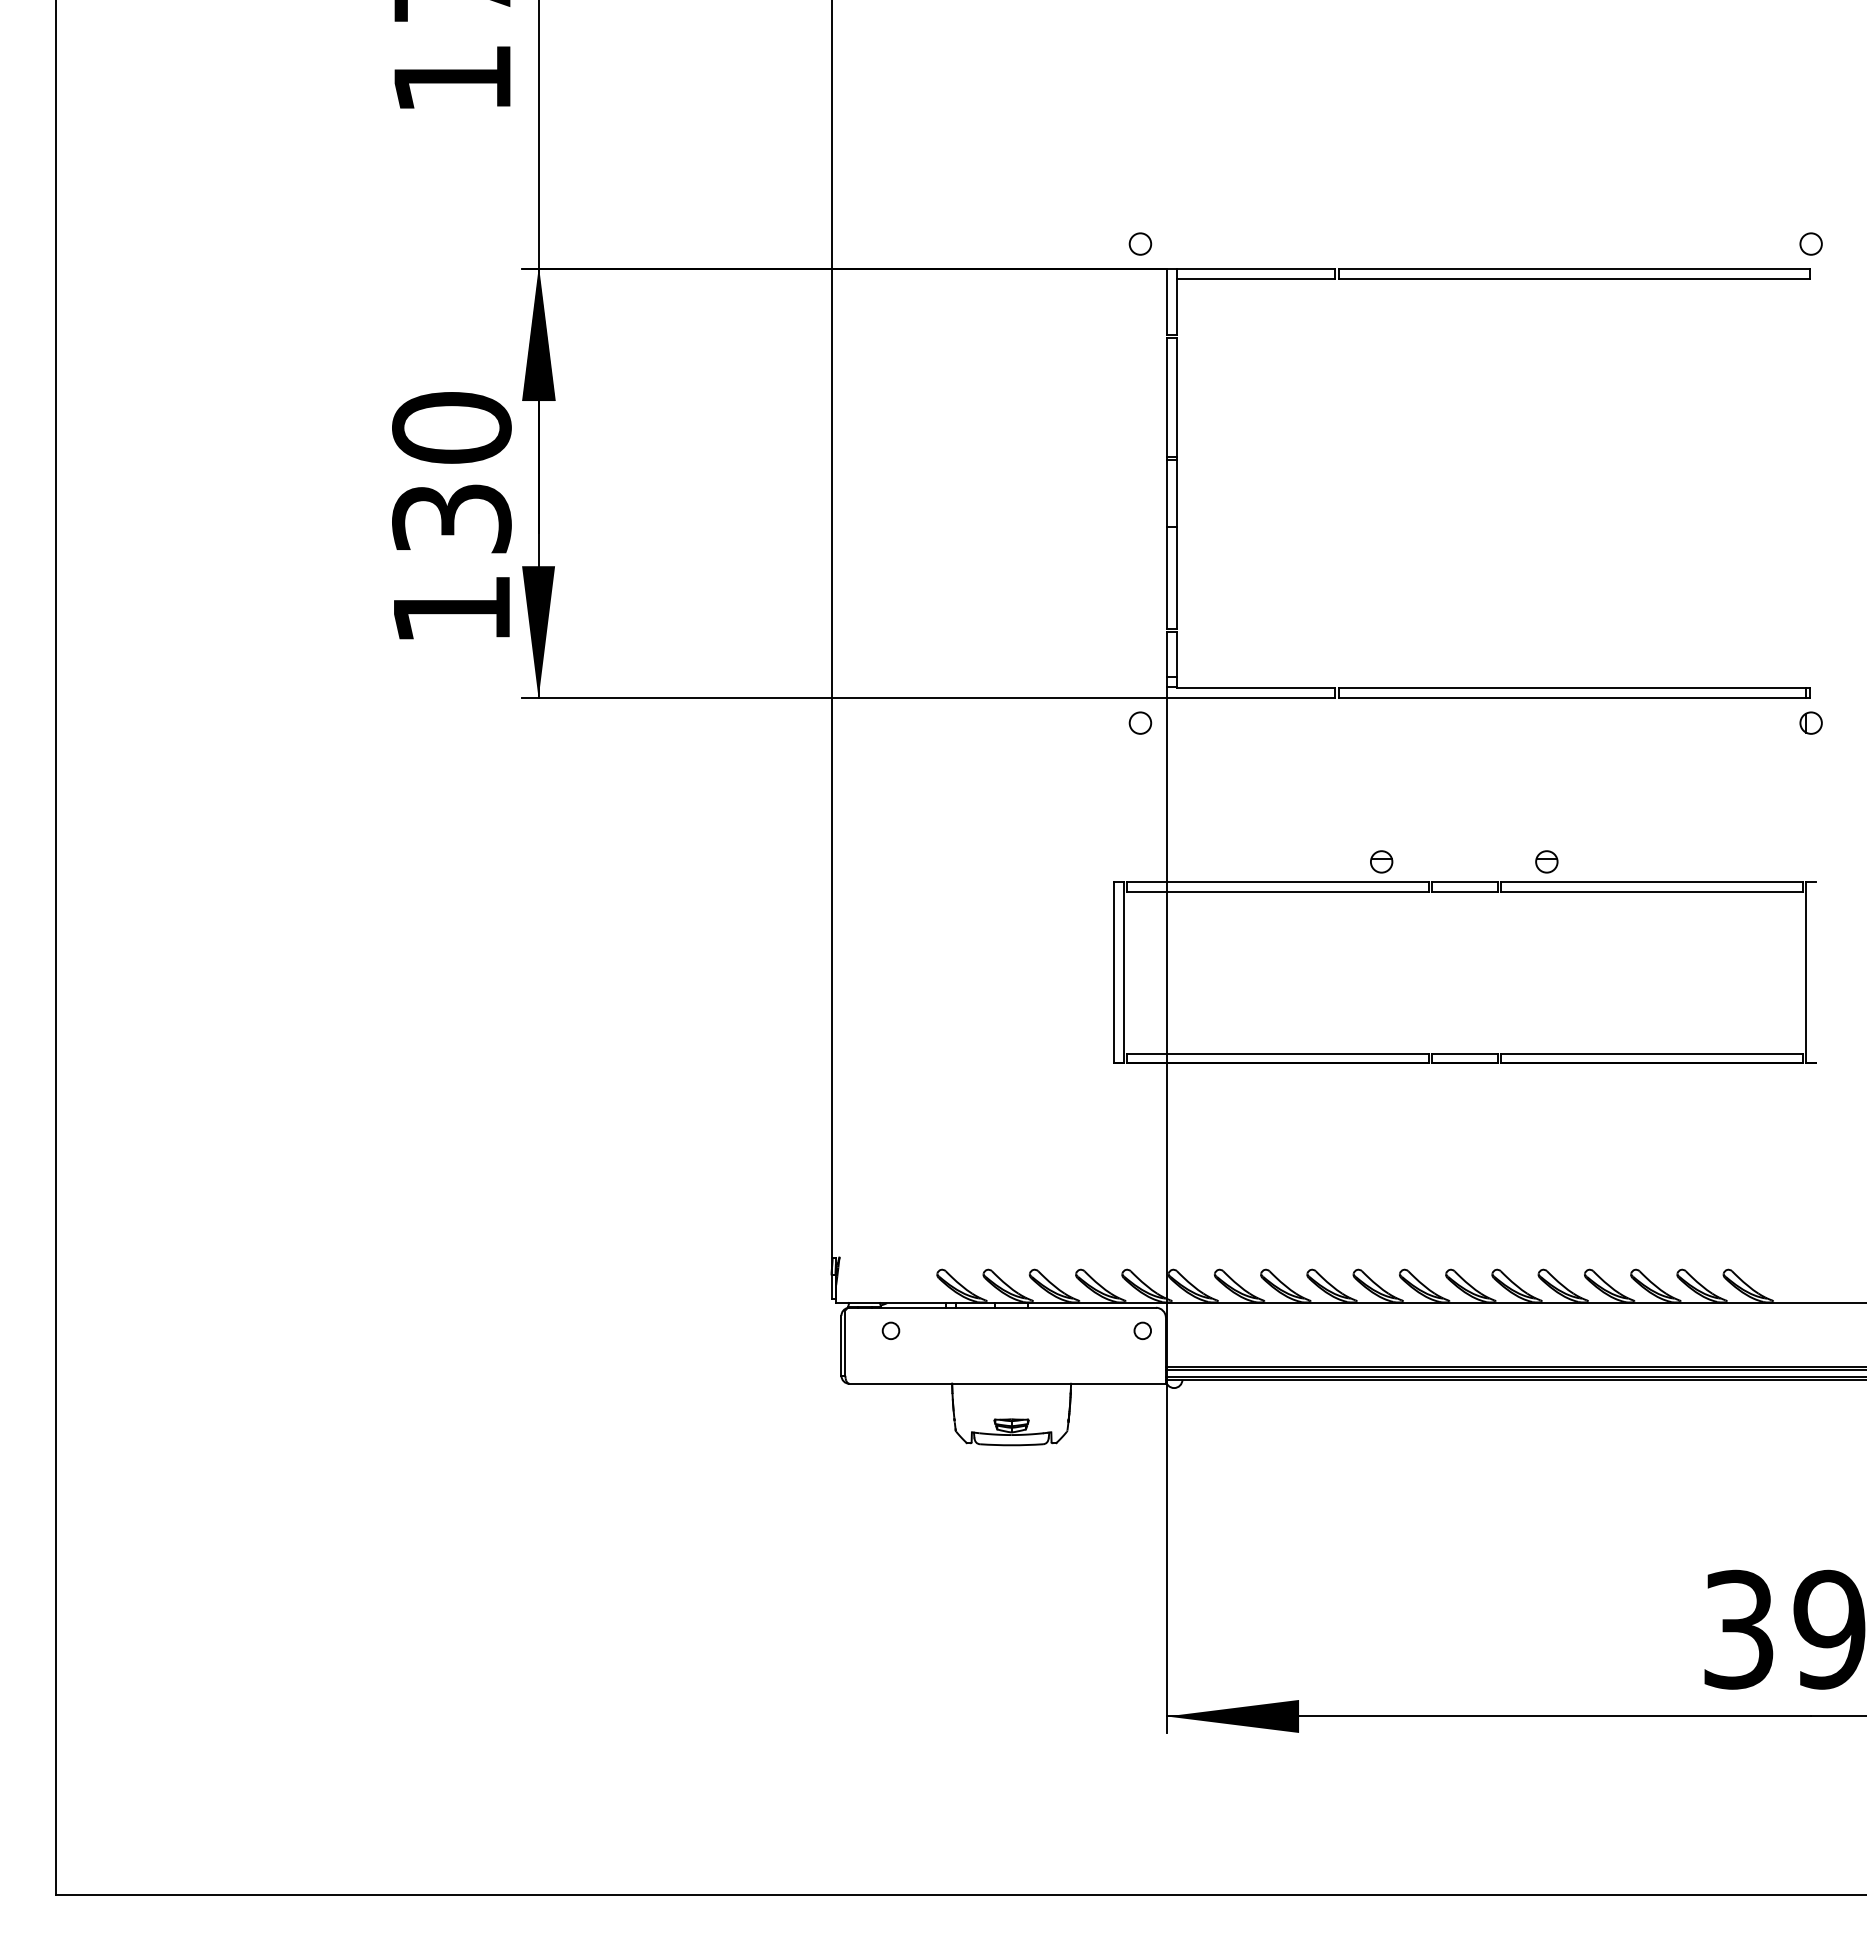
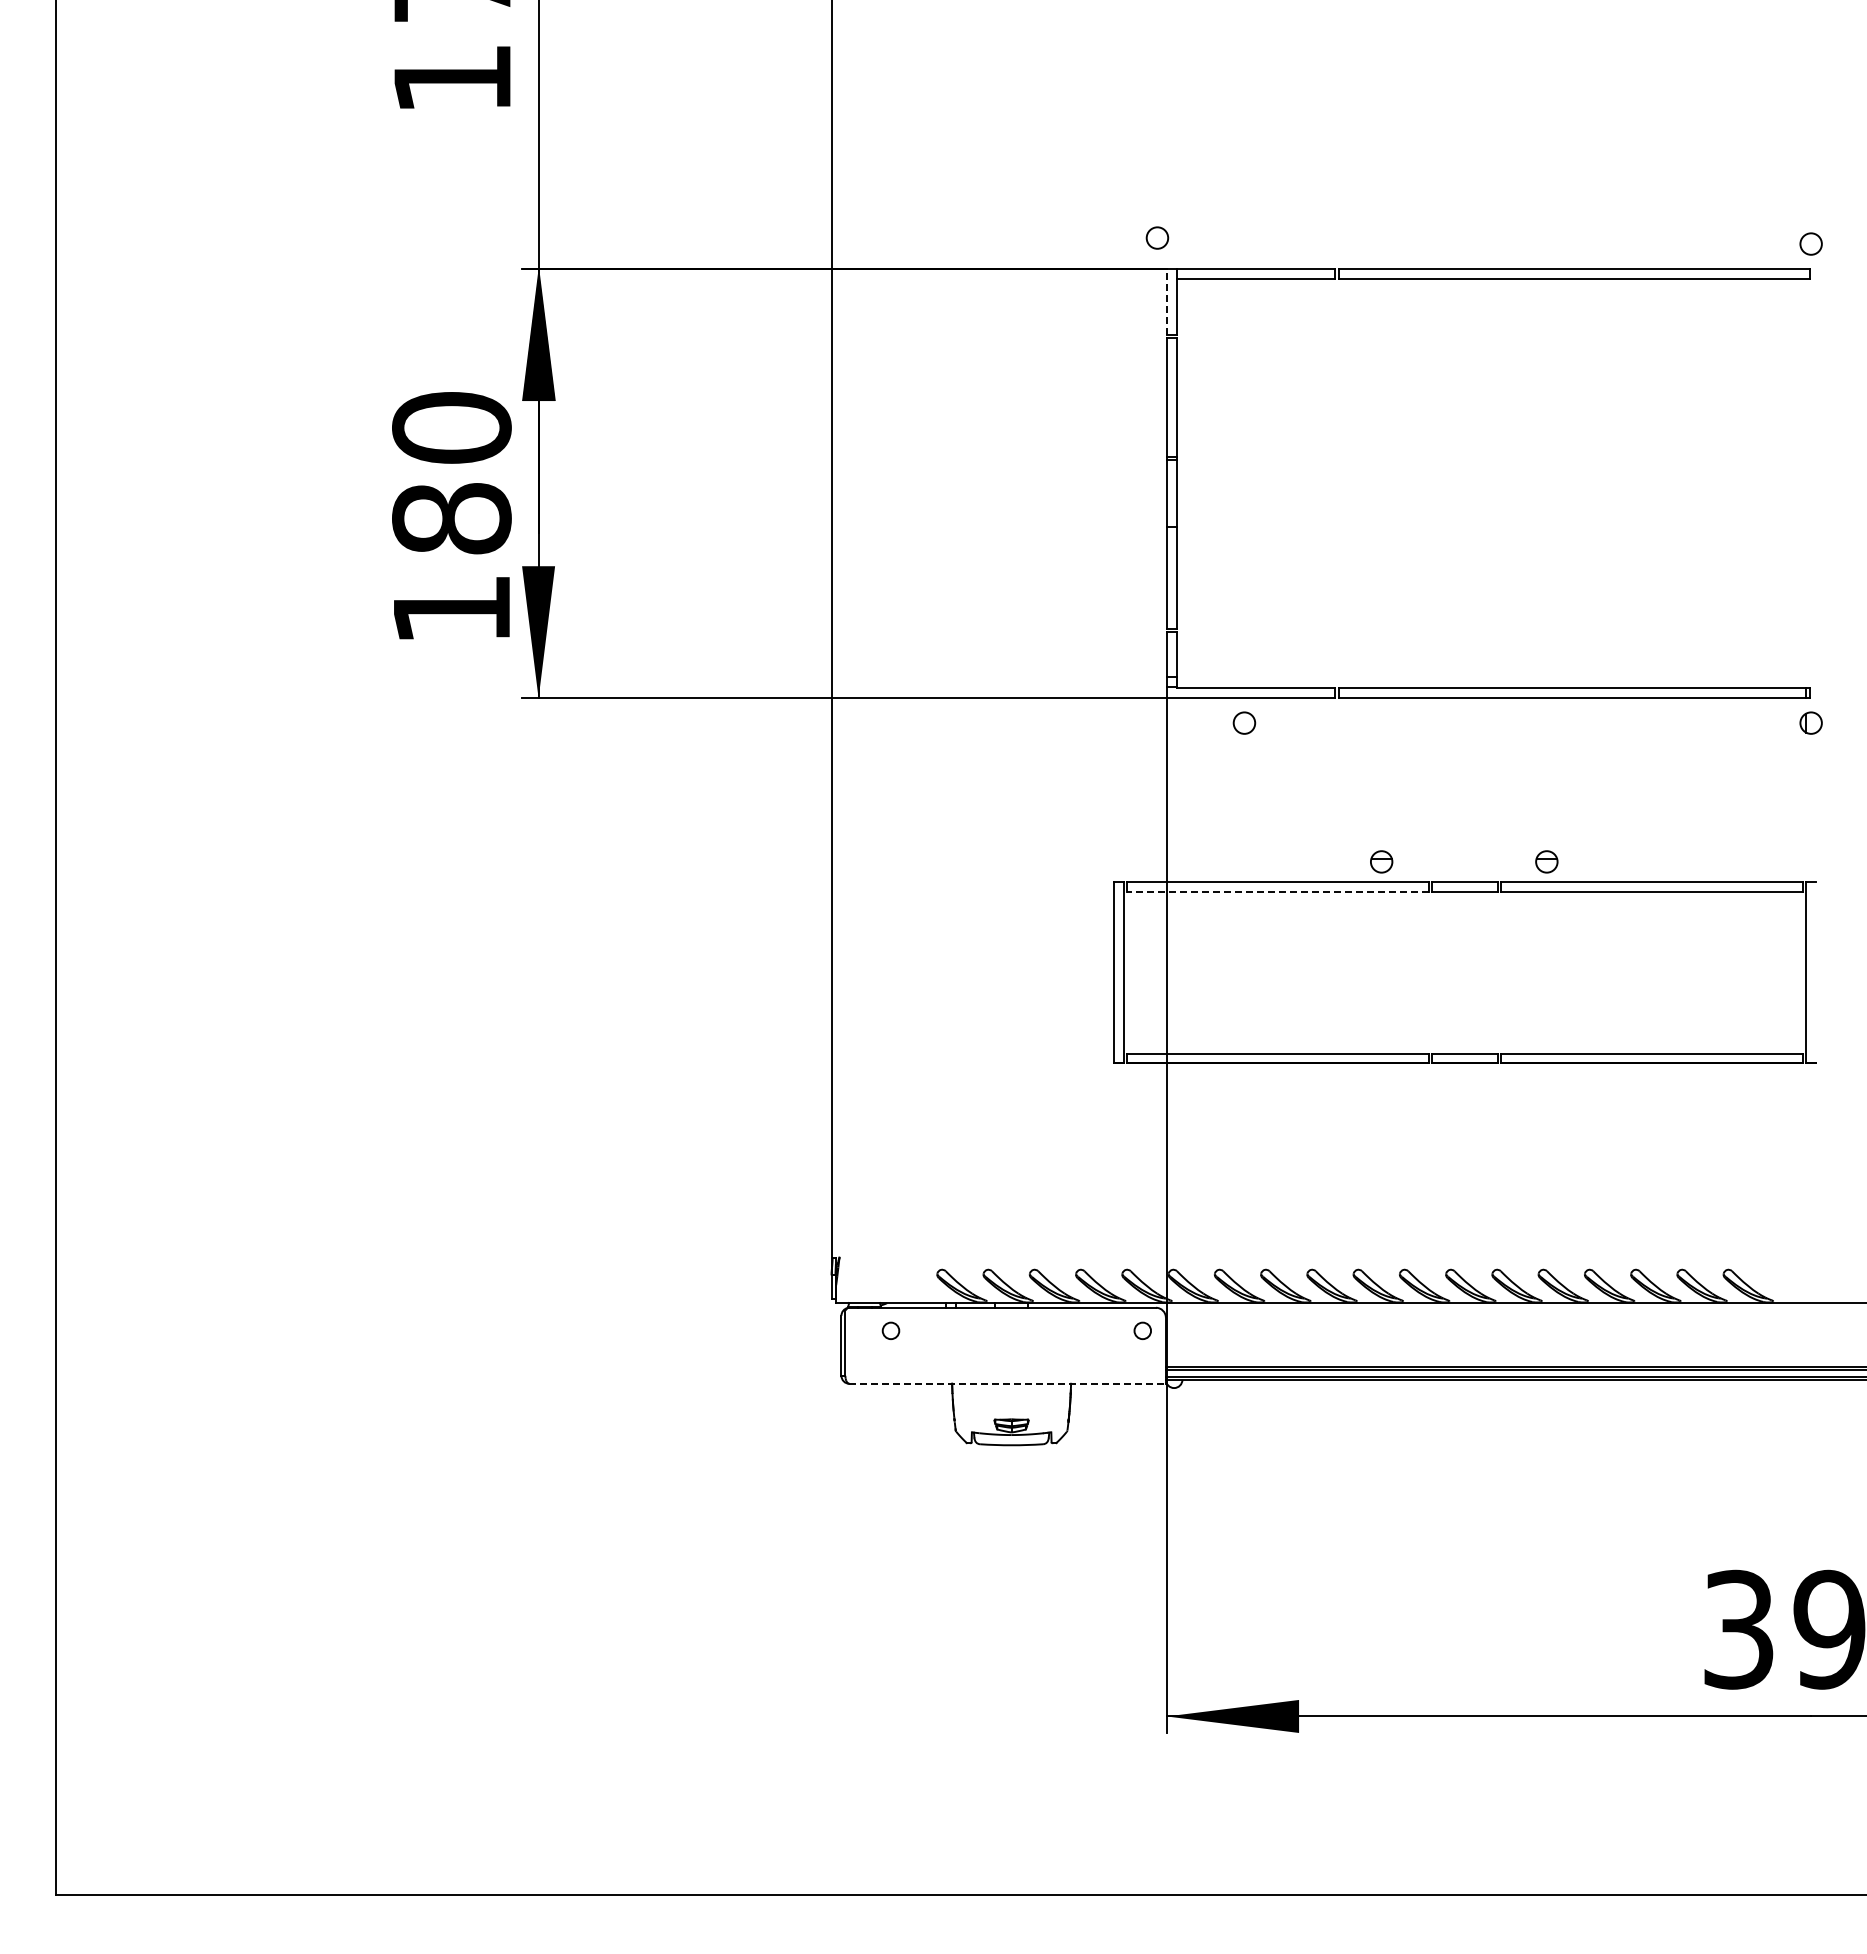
circle position: (1140, 243) -> (1157, 237) (1157, 237)
line: solid -> dashed (1166, 301)
text: 130 -> 180 (451, 518)
circle position: (1140, 722) -> (1244, 722) (1244, 722)
line: solid -> dashed (1277, 891)
line: solid -> dashed (1008, 1383)
